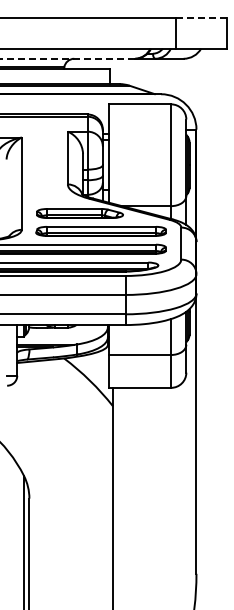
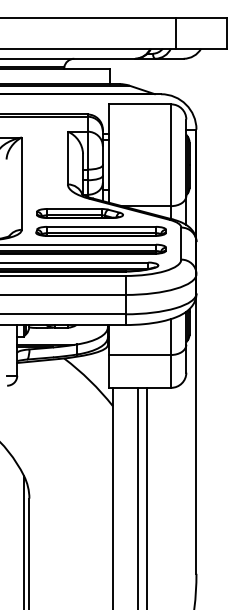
line: dashed -> solid (202, 18)
line: dashed -> solid (67, 58)
line: none -> present (138, 496)
line: none -> present (146, 496)
